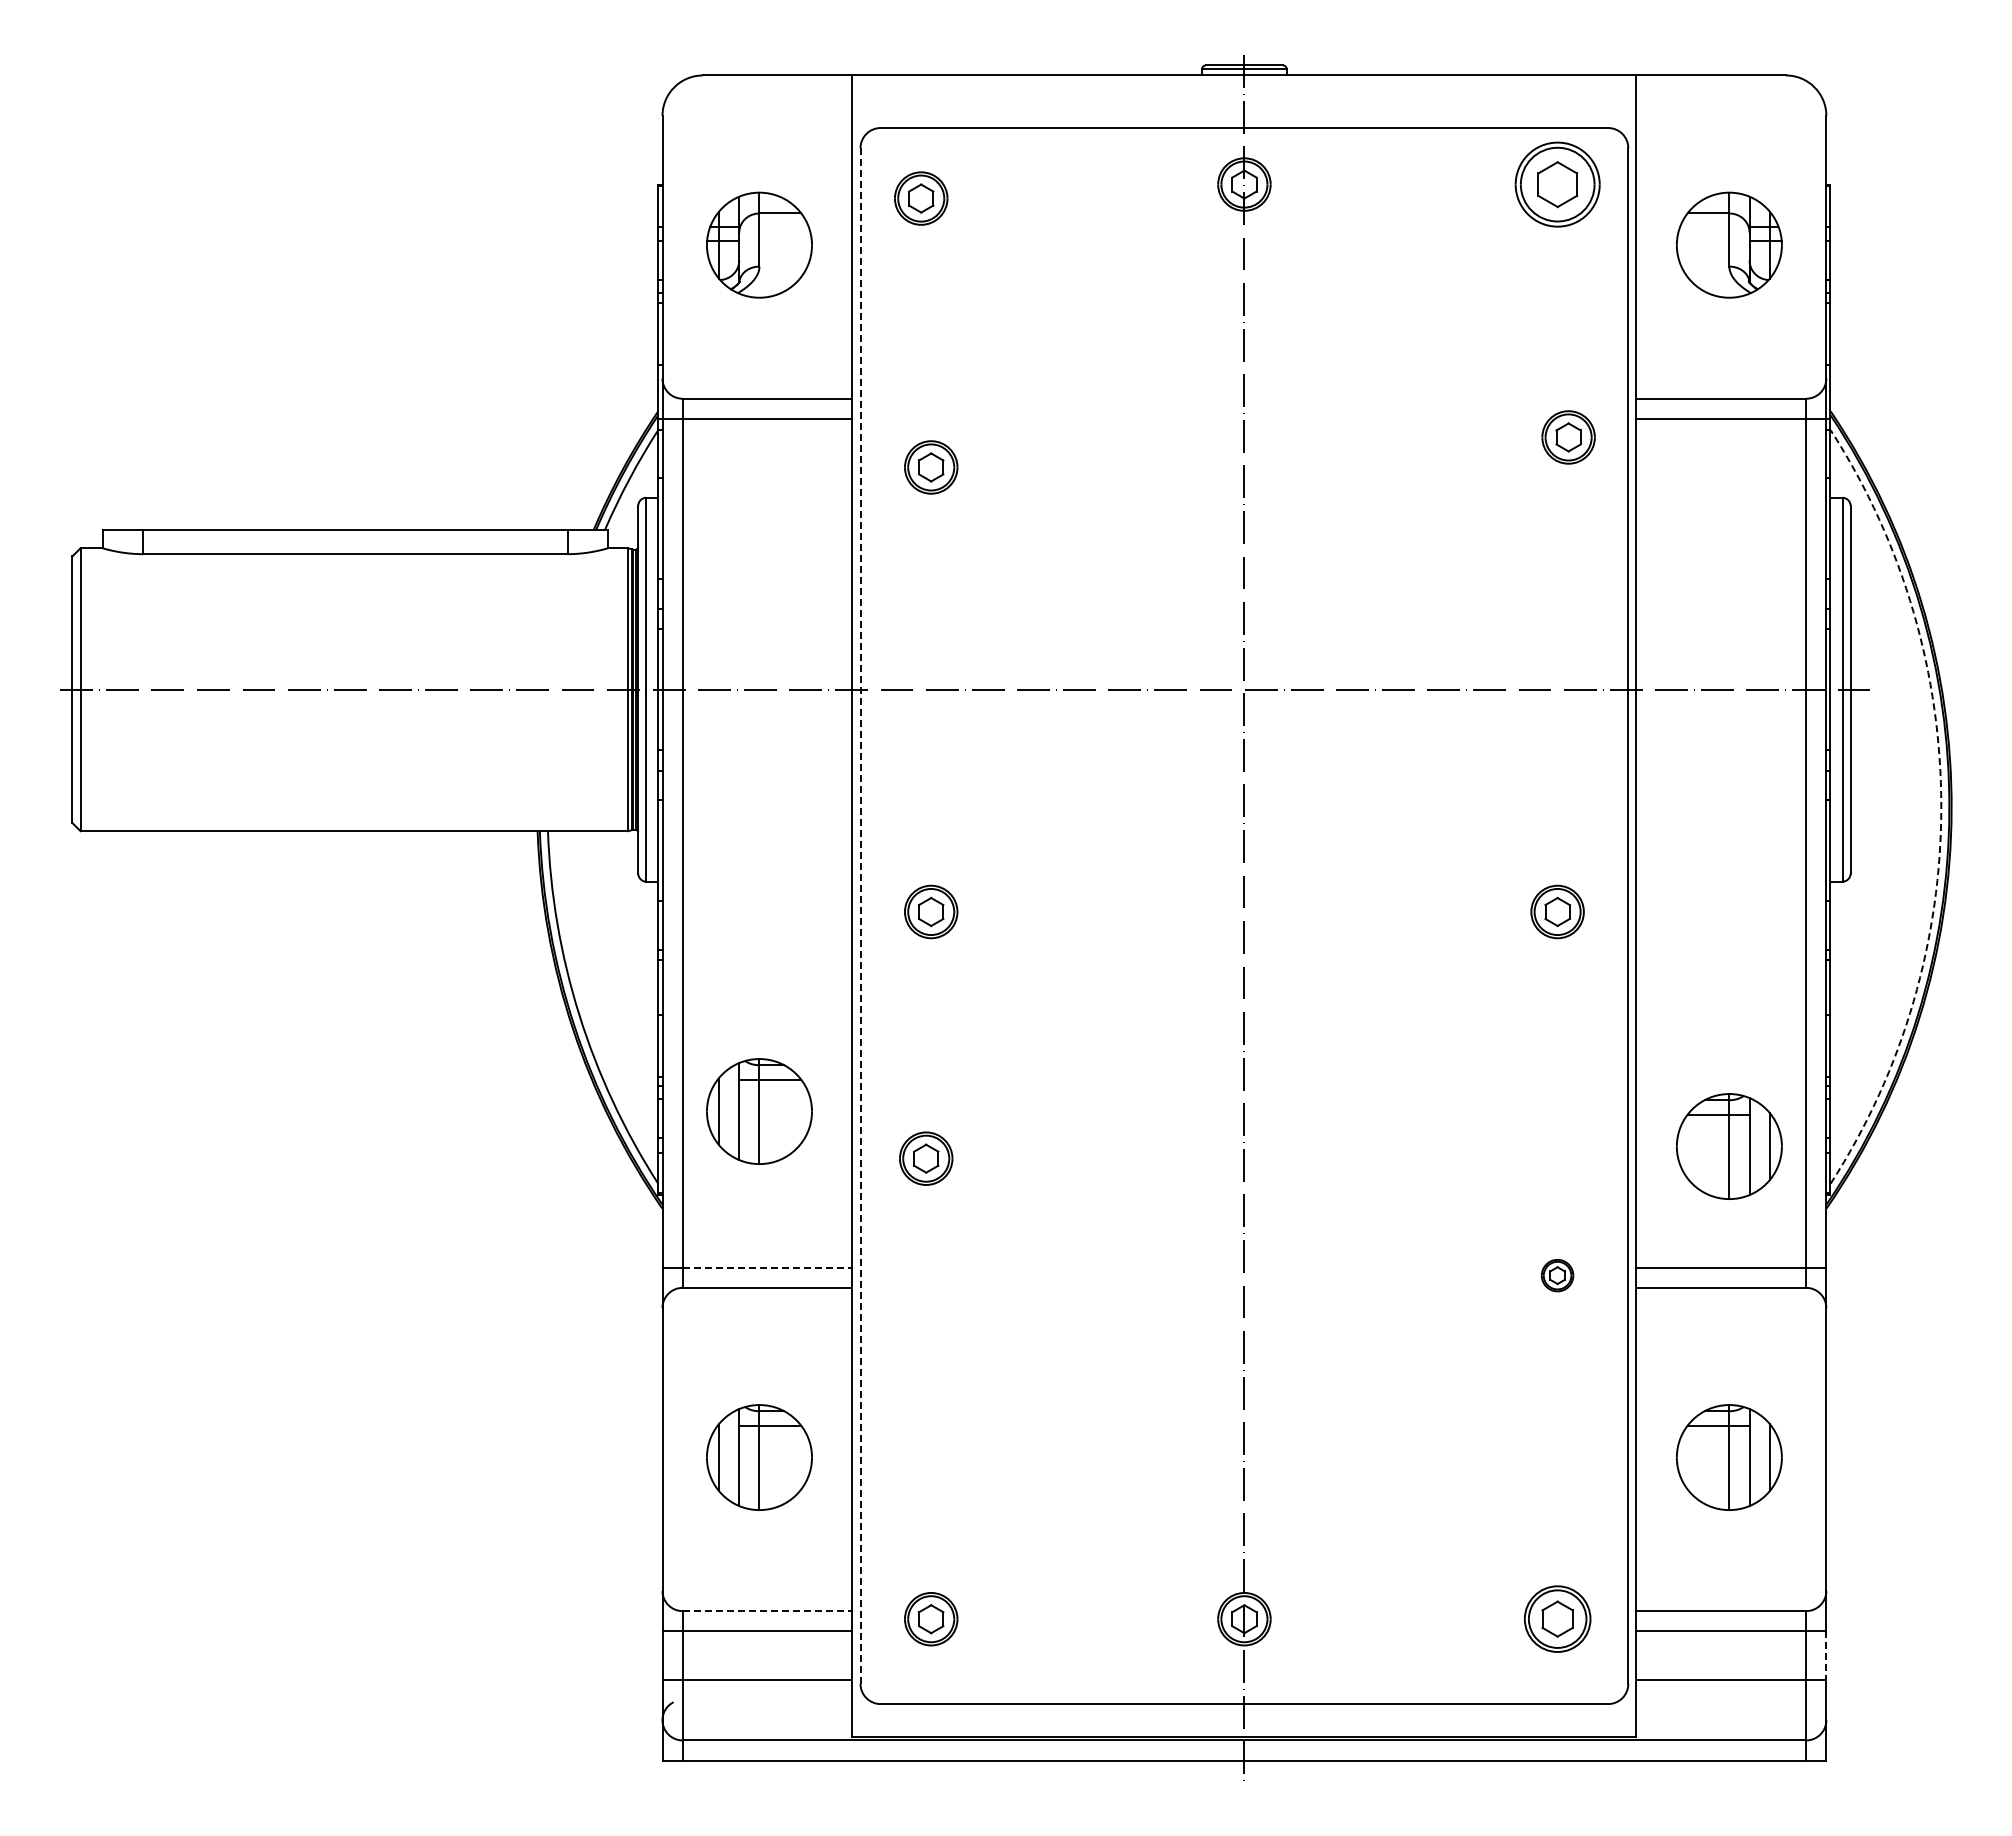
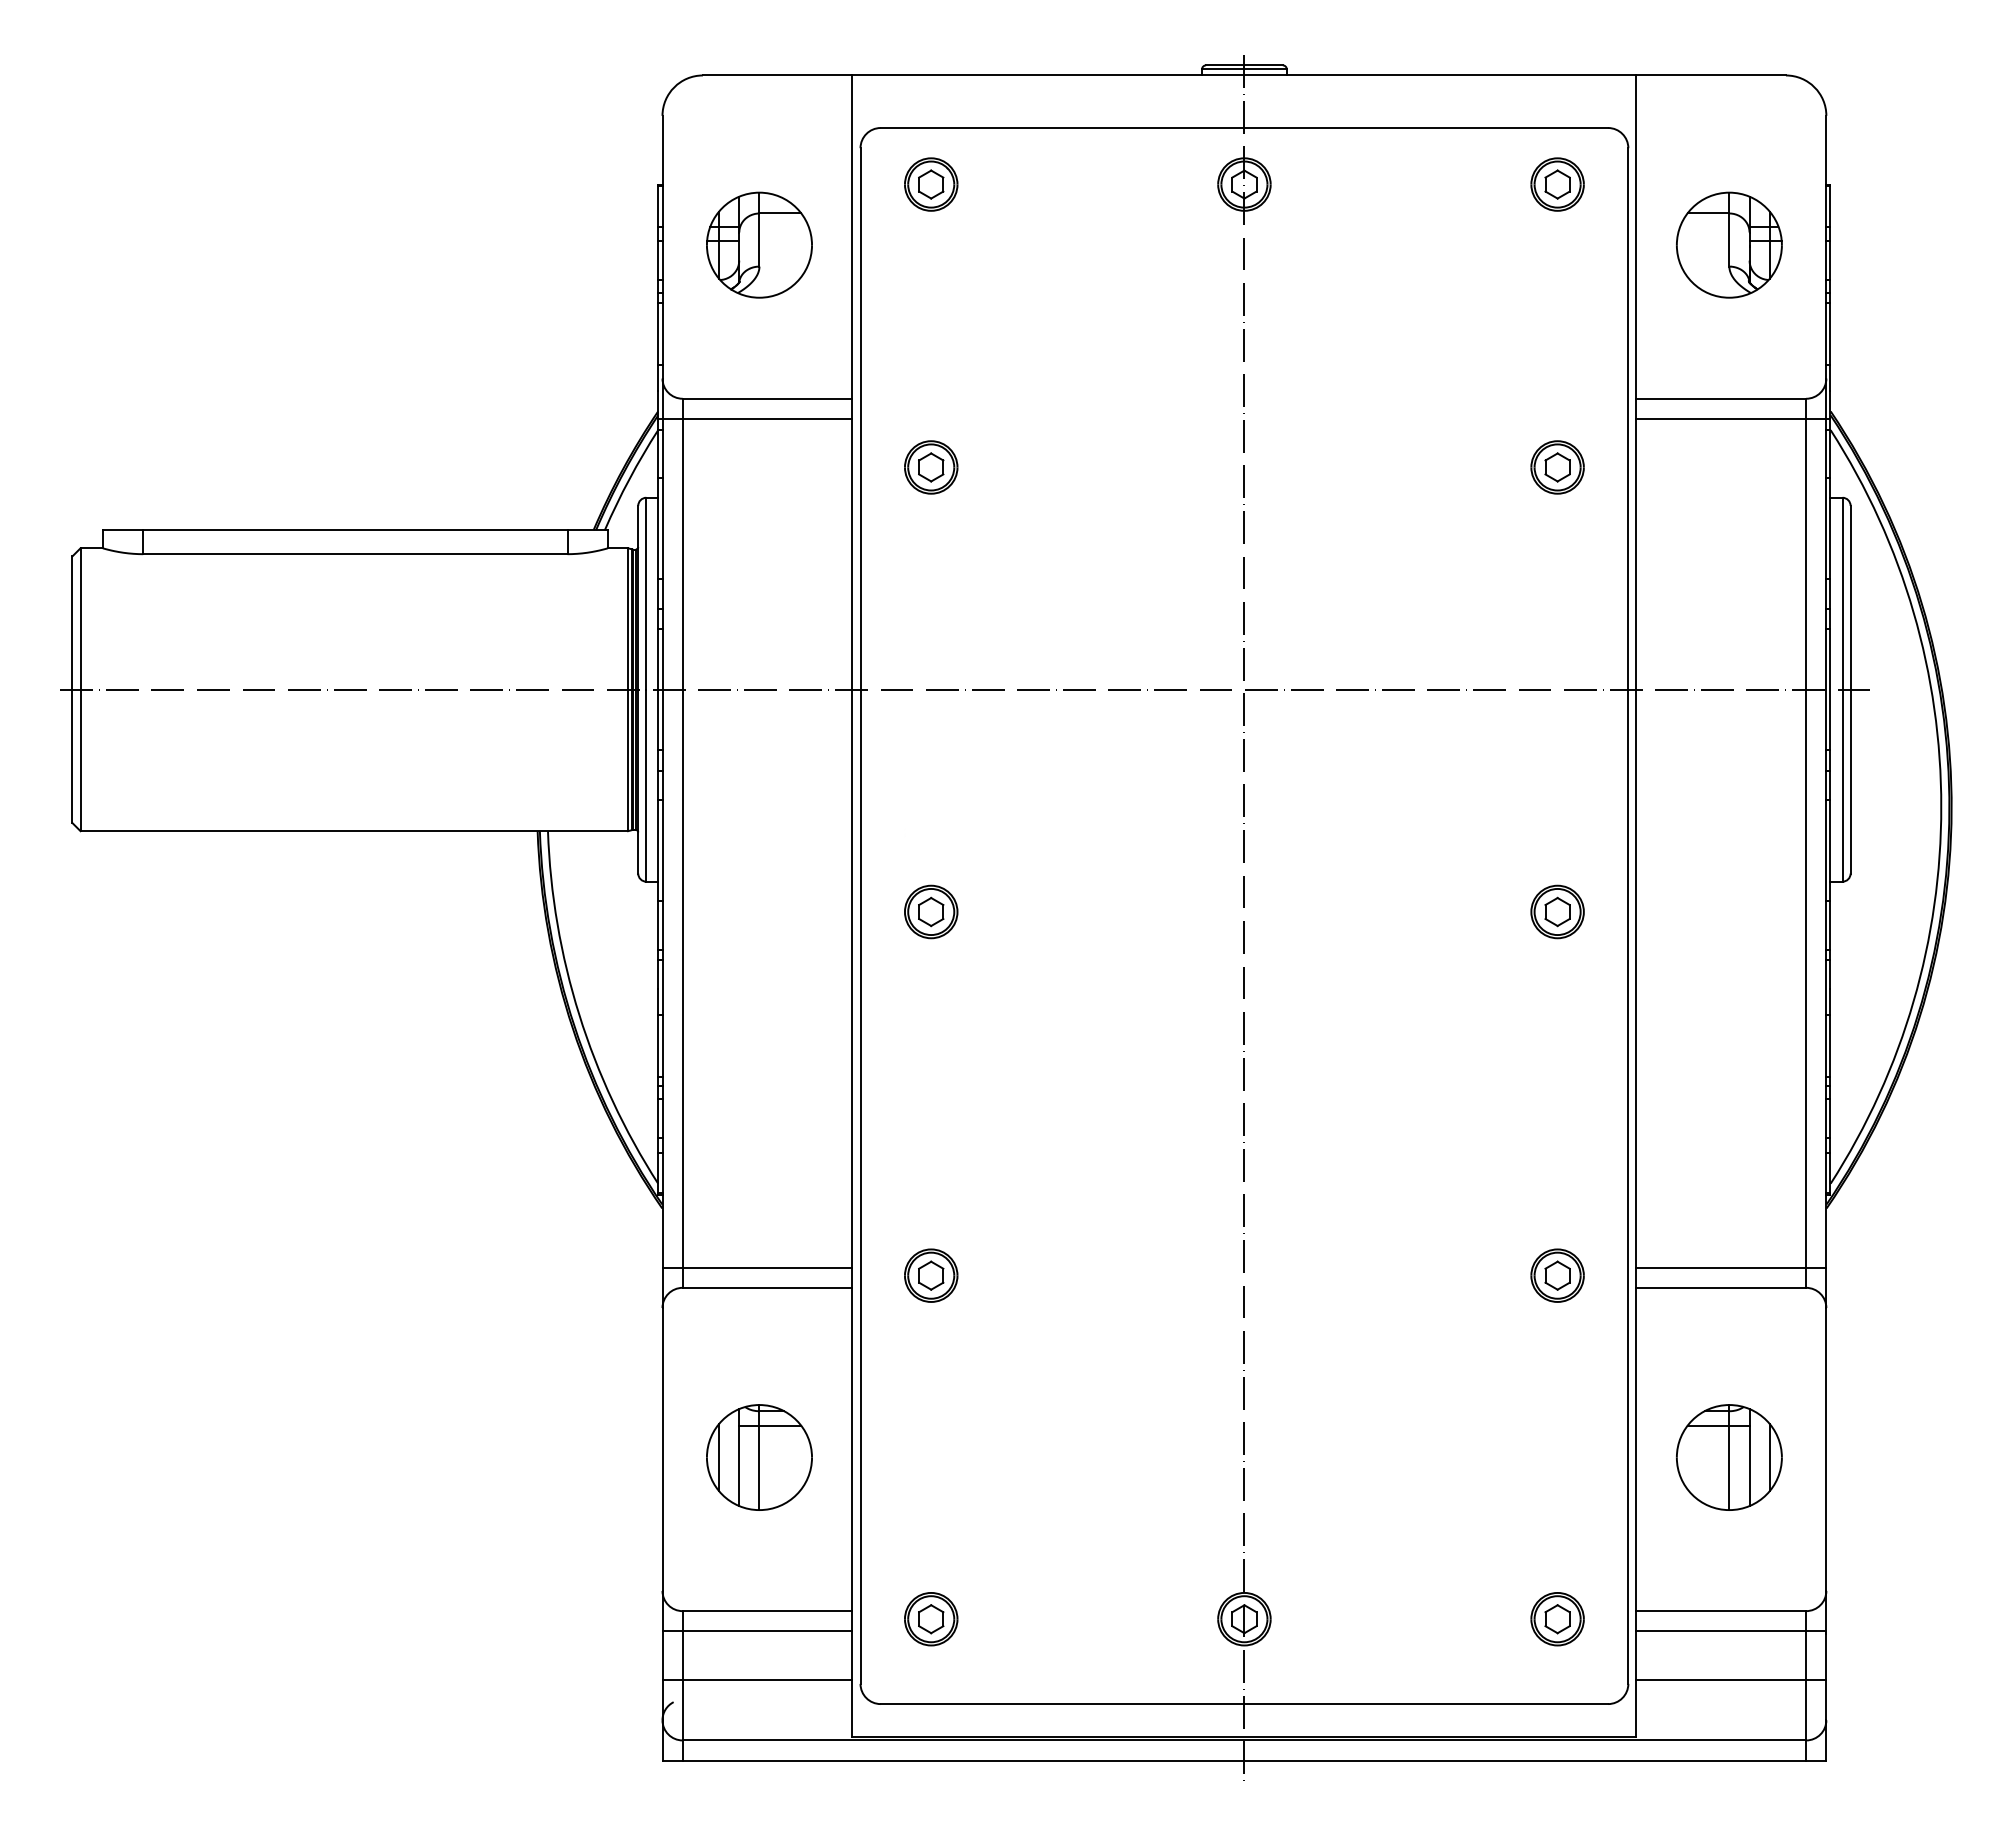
part size: 87x87 px -> 55x55 px (1557, 184)
part position: (921, 198) -> (931, 184) (931, 184)
part position: (1568, 437) -> (1557, 467) (1557, 467)
arc: dashed -> solid (1941, 806)
line: dashed -> solid (860, 916)
part: present -> none (759, 1111)
part: present -> none (1729, 1146)
part position: (926, 1158) -> (931, 1275) (931, 1275)
line: dashed -> solid (767, 1267)
part size: 35x34 px -> 55x55 px (1557, 1275)
line: dashed -> solid (767, 1611)
part size: 68x68 px -> 55x55 px (1557, 1619)
line: dashed -> solid (1826, 1656)
